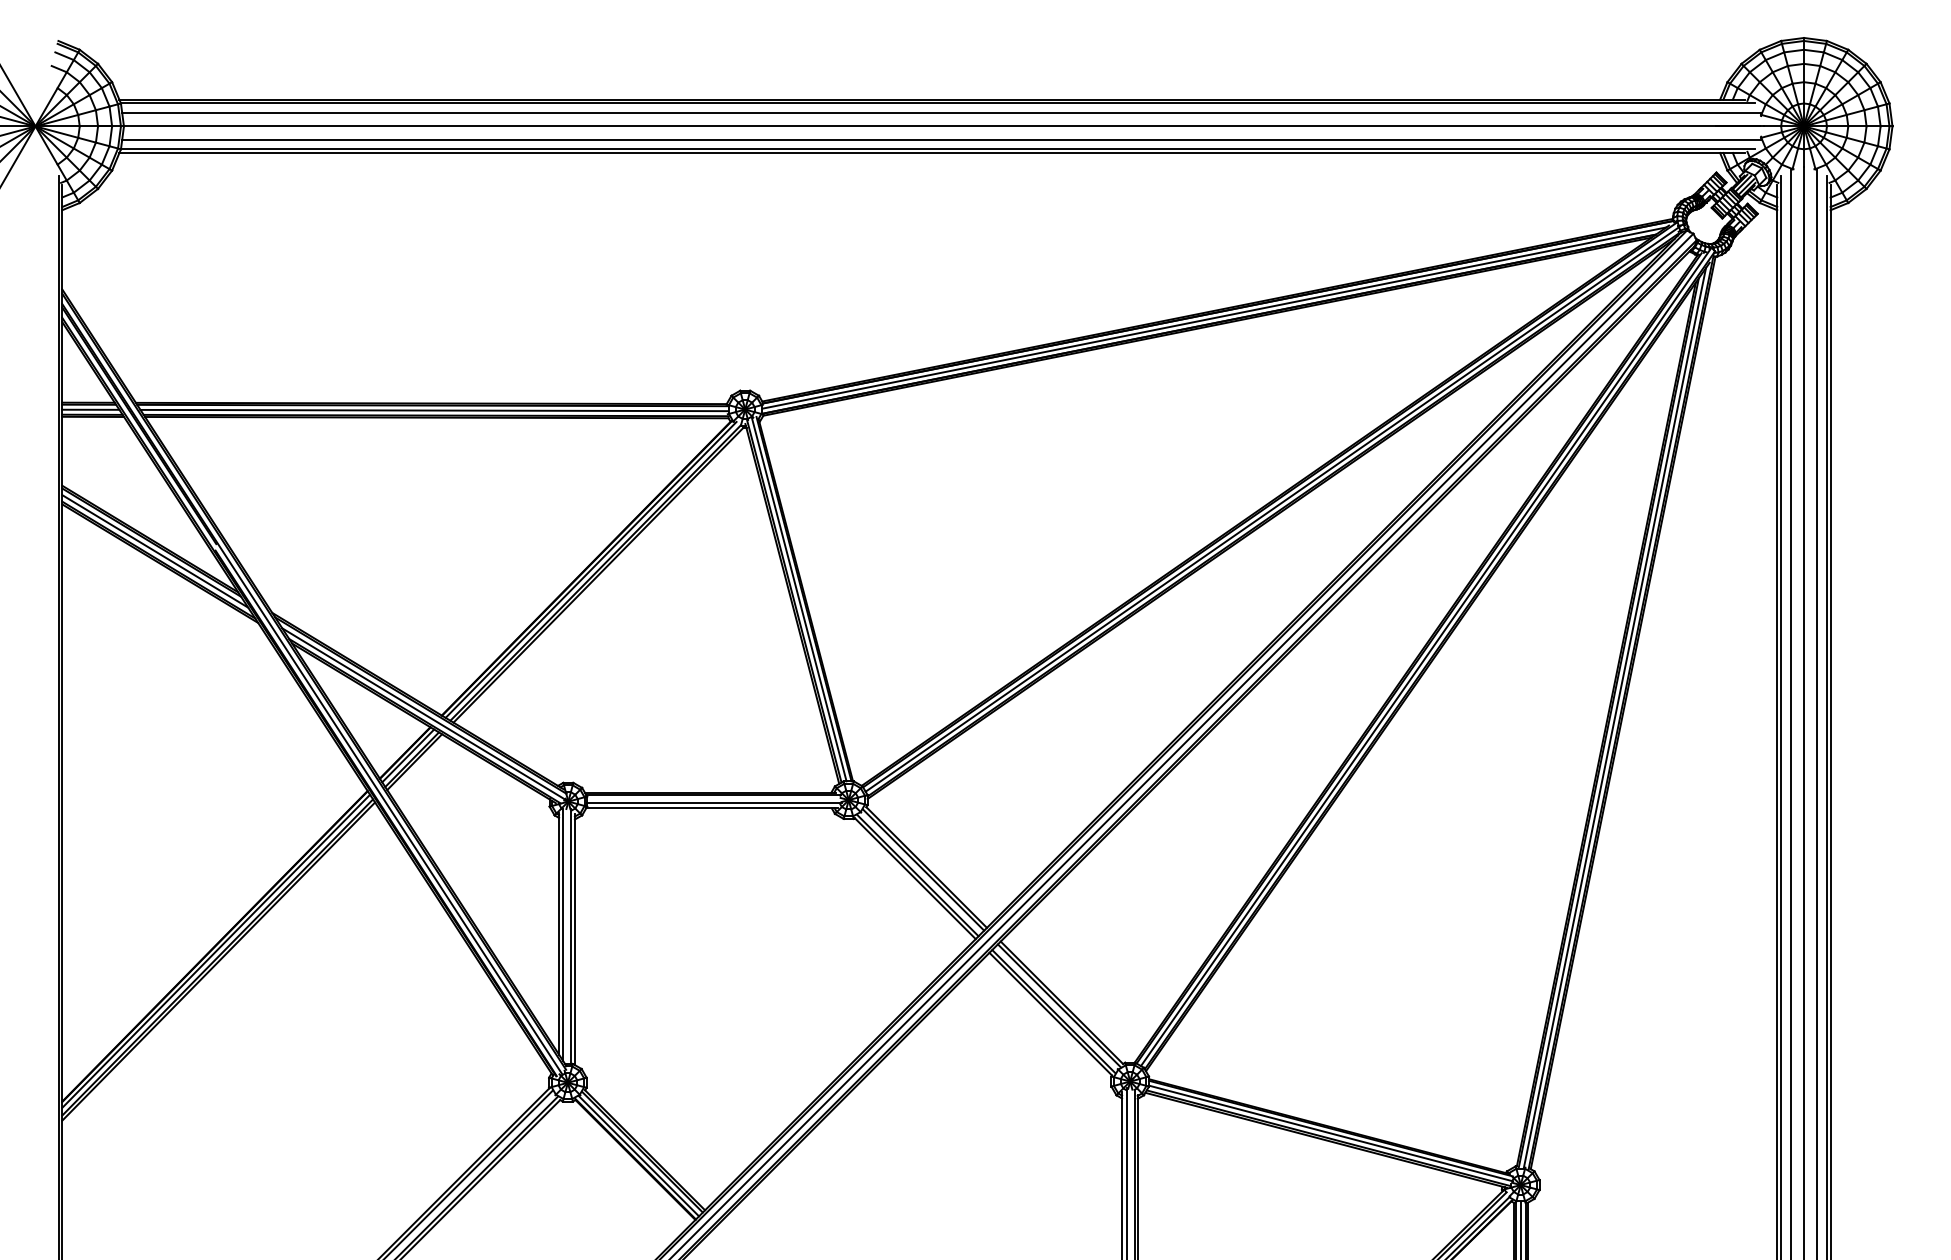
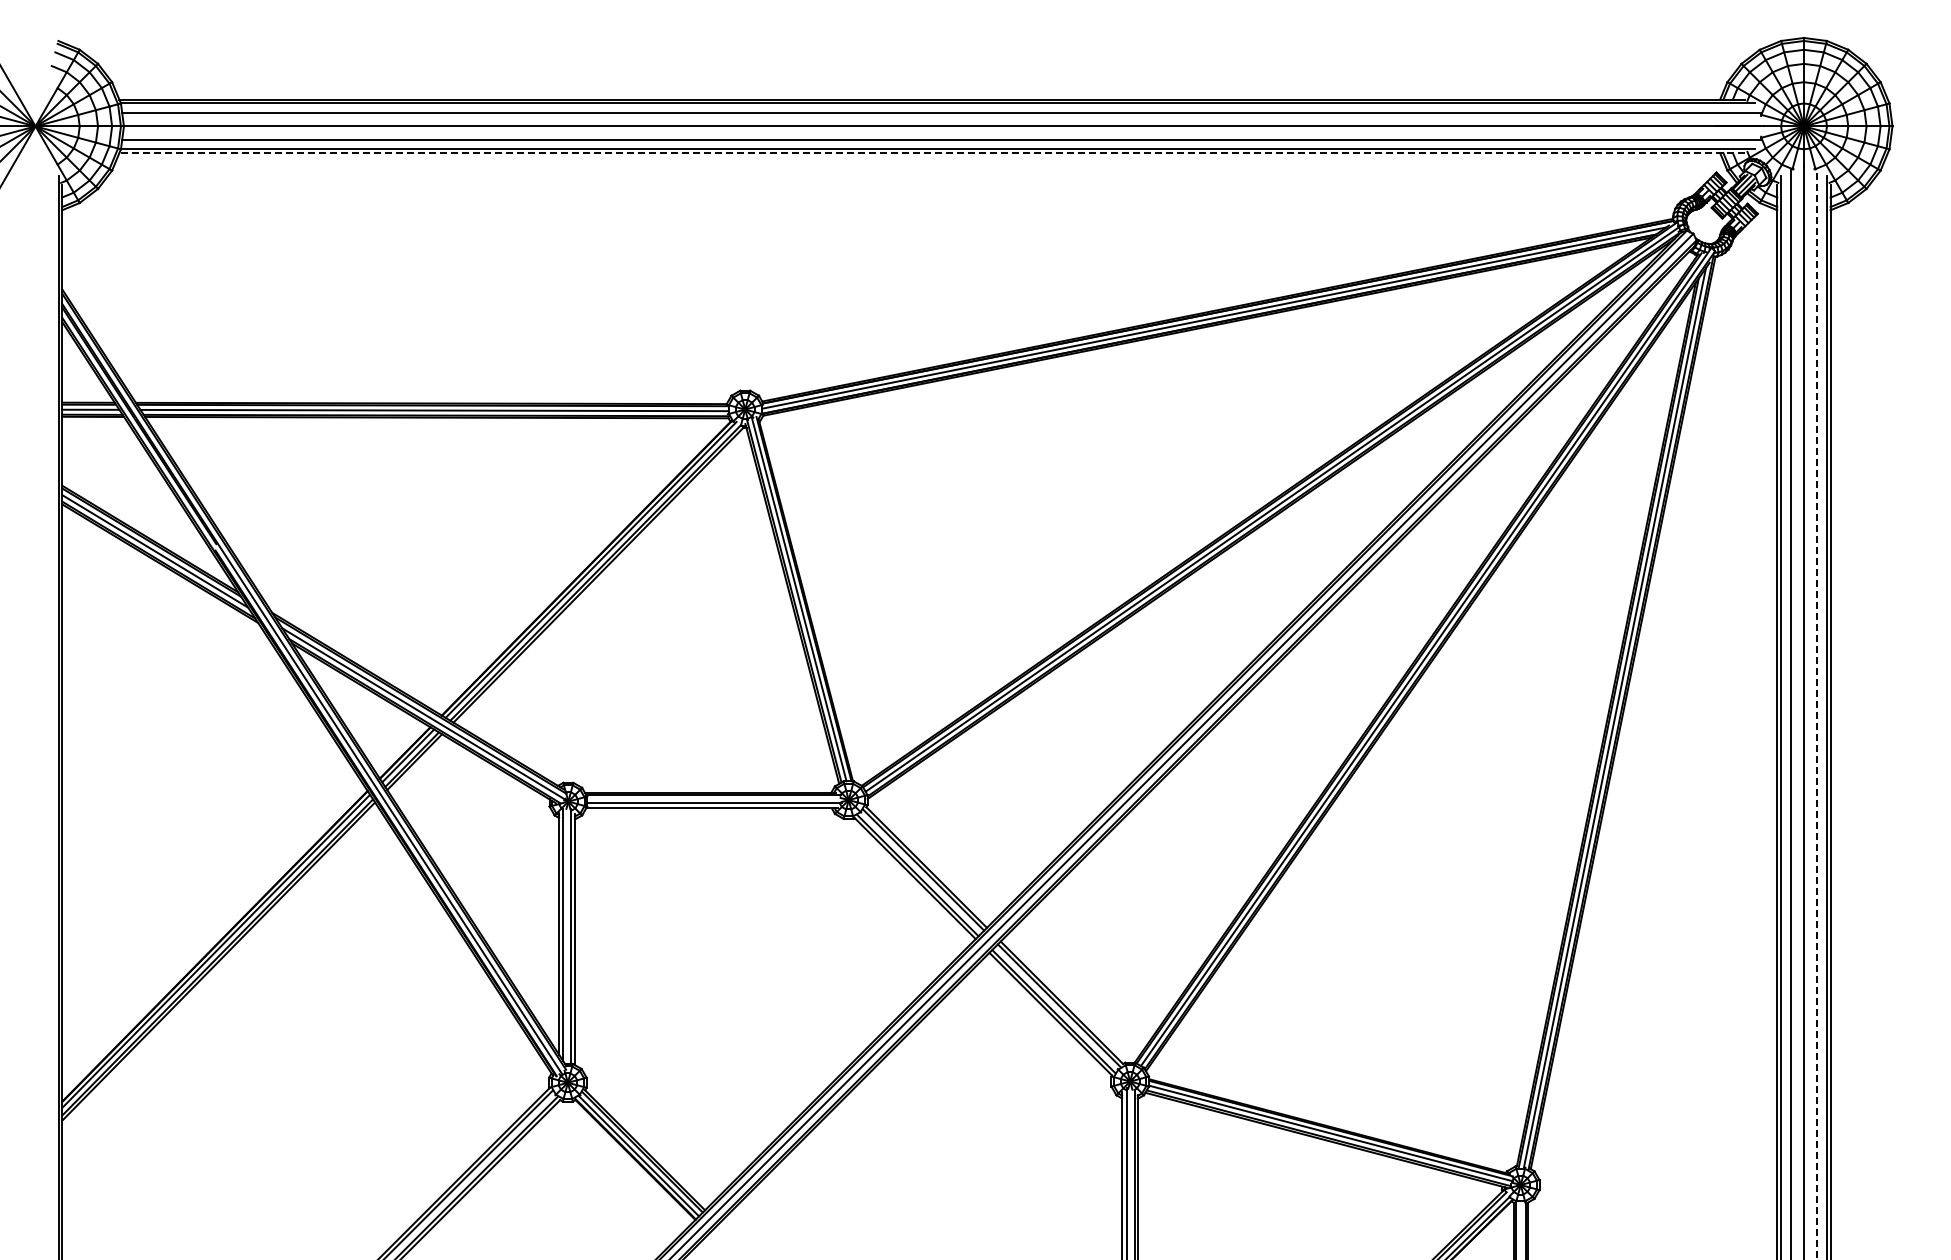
line: solid -> dashed (932, 153)
line: solid -> dashed (1817, 714)
line: present -> none (1520, 1229)
